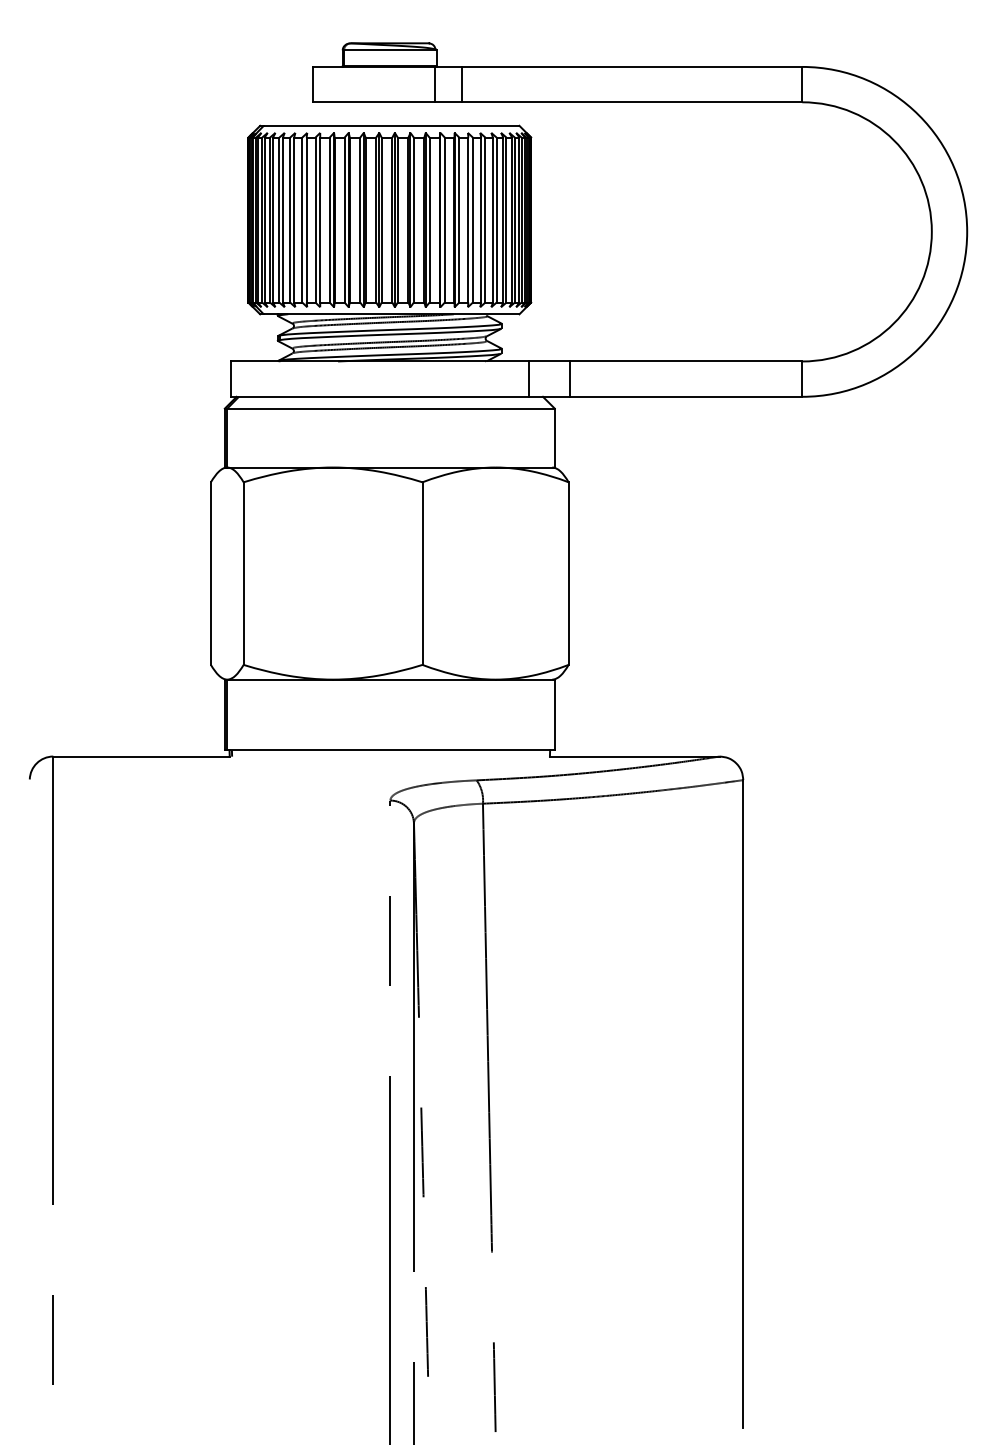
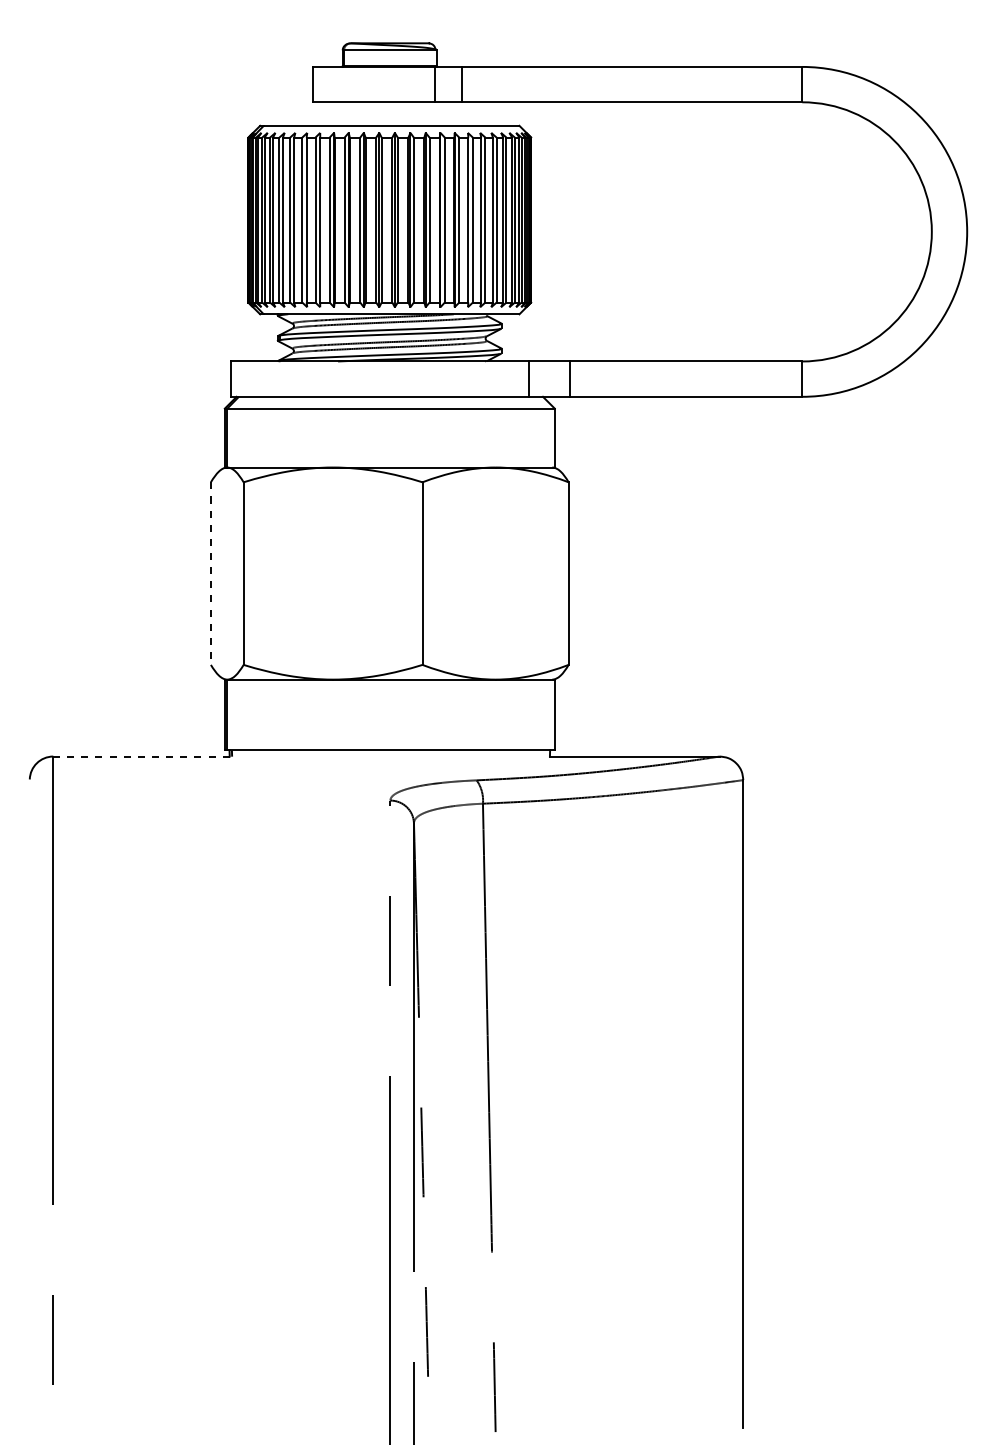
line: solid -> dashed (210, 574)
line: solid -> dashed (141, 756)
